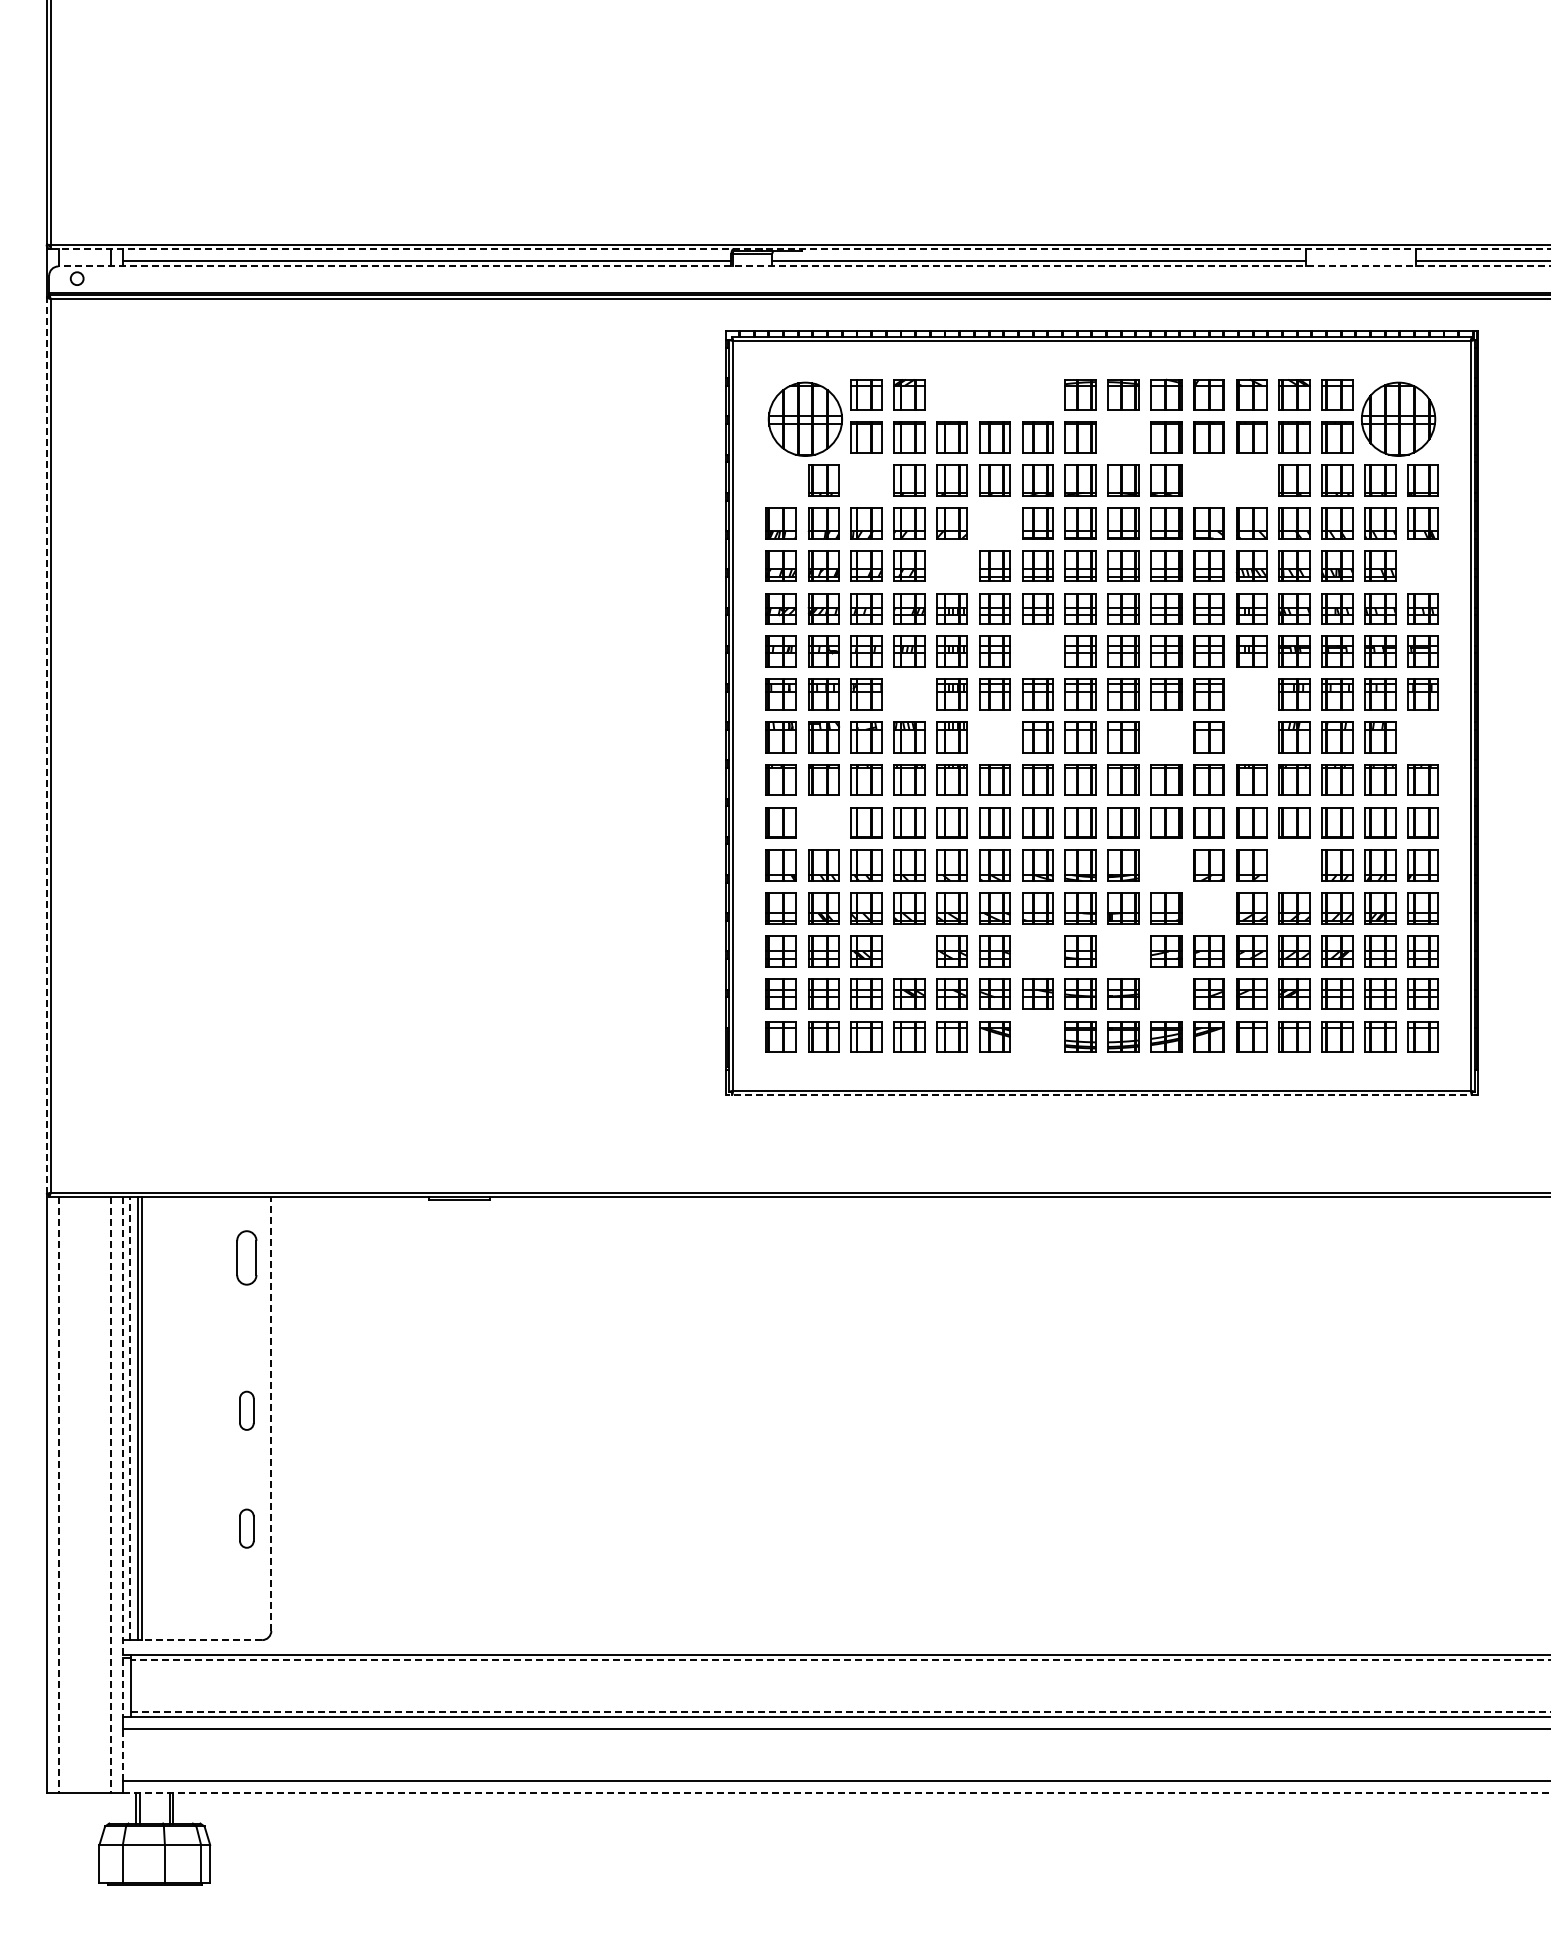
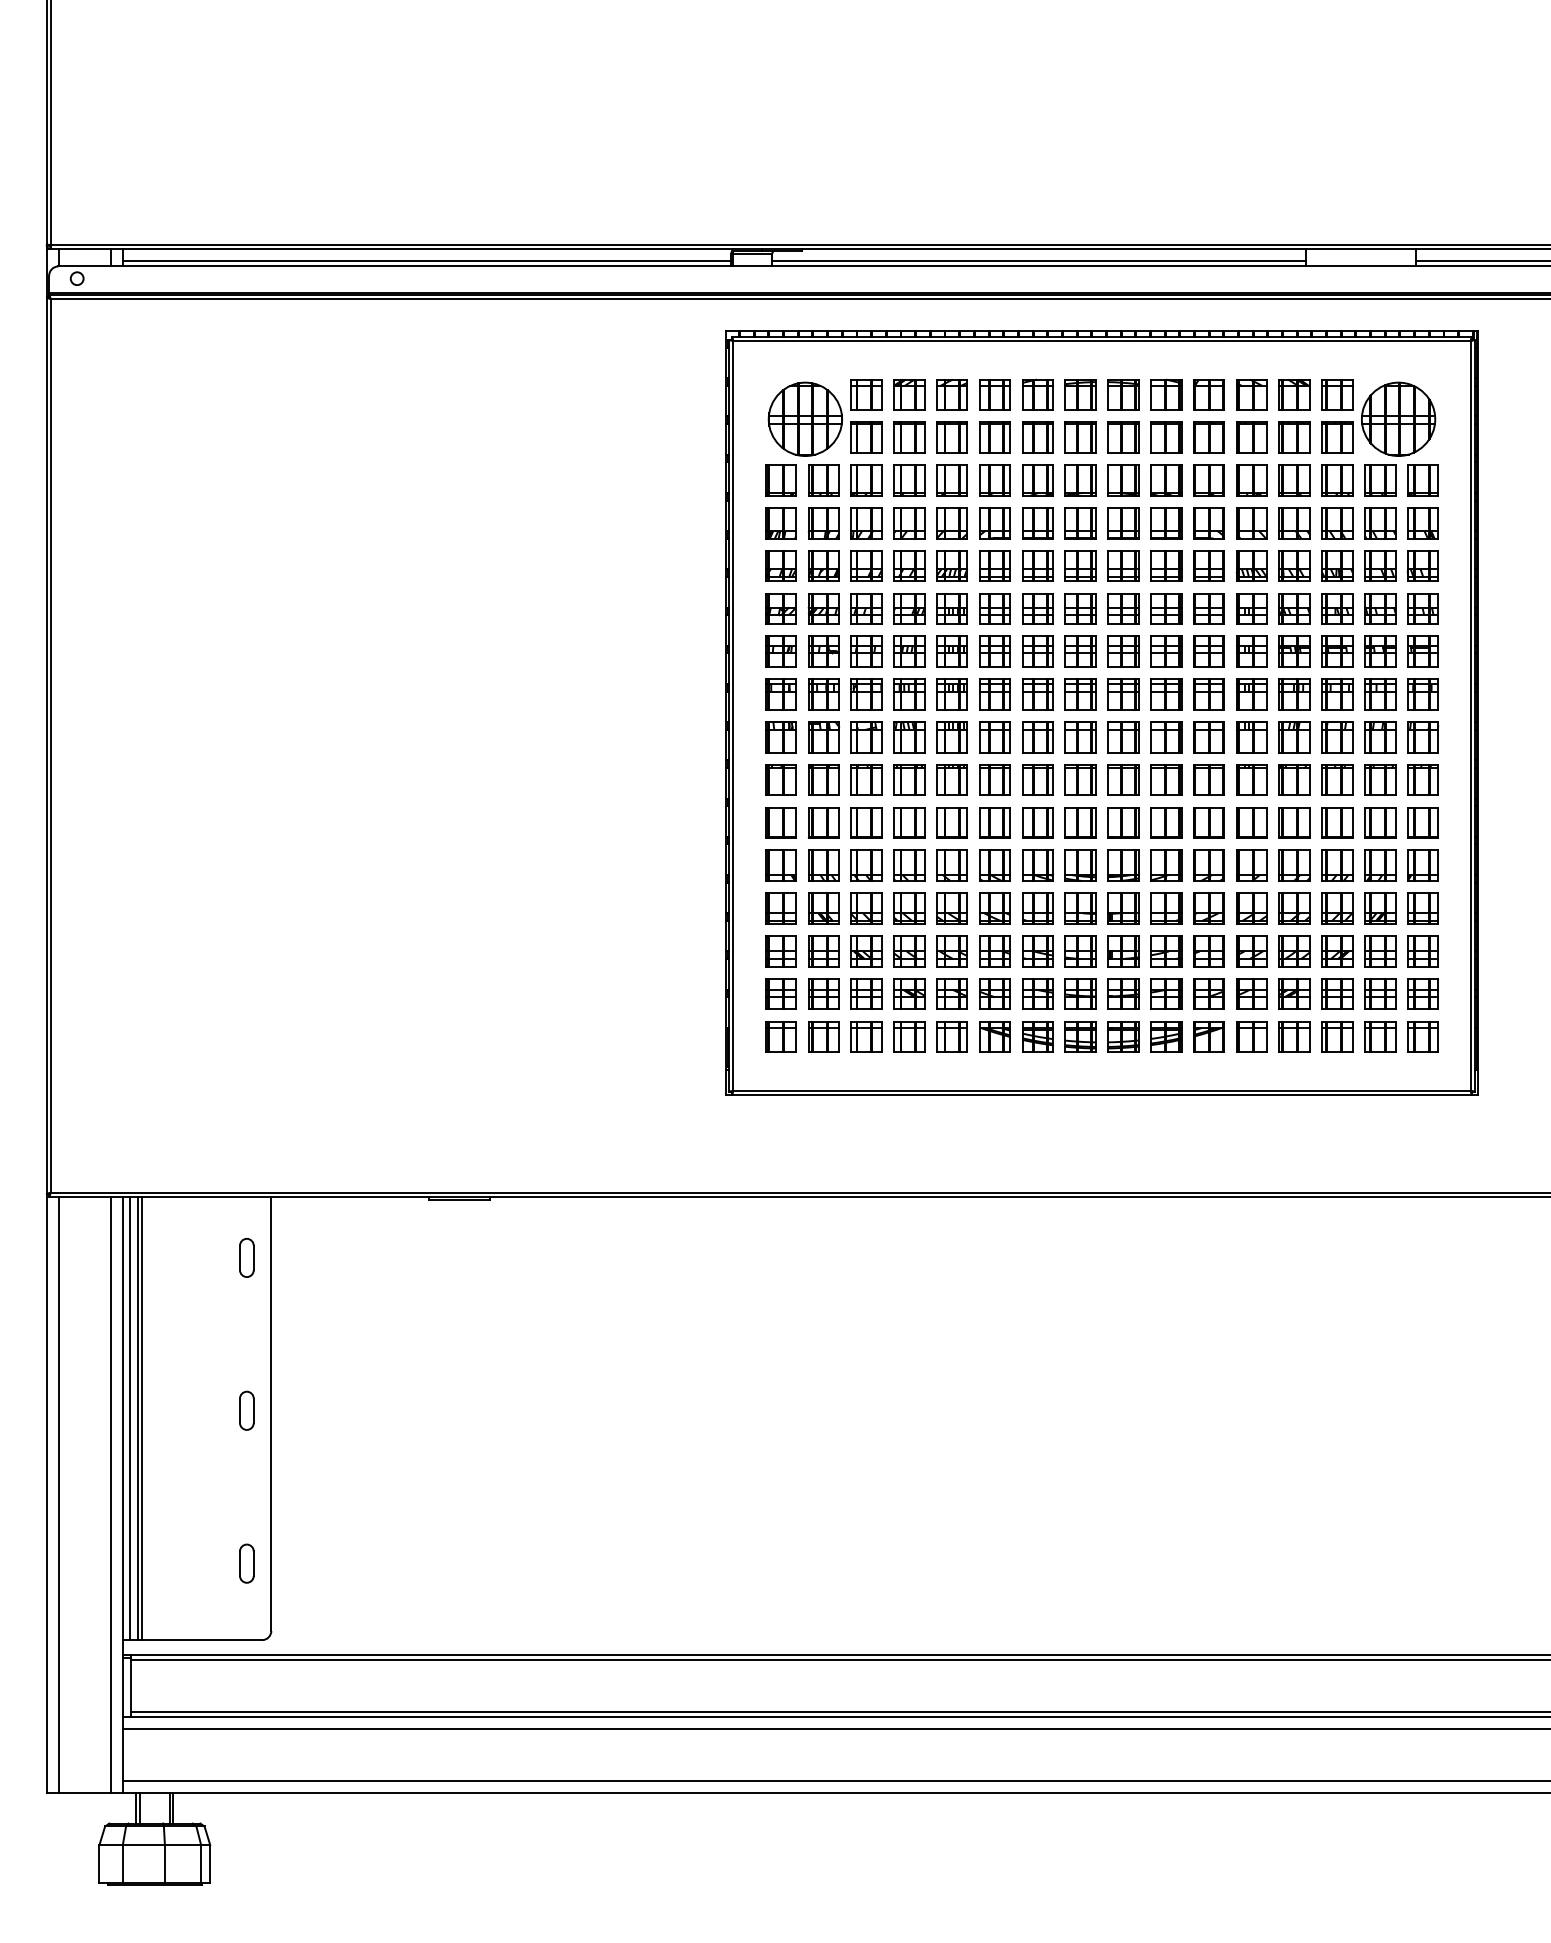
line: dashed -> solid (800, 249)
line: dashed -> solid (804, 266)
part: none -> present (951, 394)
part: none -> present (994, 394)
part: none -> present (1037, 394)
part: none -> present (1123, 437)
part: none -> present (780, 480)
part: none -> present (866, 480)
part: none -> present (1208, 480)
part: none -> present (1251, 480)
part: none -> present (994, 523)
part: none -> present (951, 565)
part: none -> present (1422, 565)
part: none -> present (1037, 651)
part: none -> present (909, 694)
part: none -> present (1251, 694)
part: none -> present (994, 737)
part: none -> present (1166, 737)
part: none -> present (1251, 737)
part: none -> present (1423, 737)
line: dashed -> solid (46, 745)
part: none -> present (823, 822)
part: none -> present (1166, 865)
part: none -> present (1294, 865)
part: none -> present (1208, 908)
part: none -> present (909, 951)
part: none -> present (1037, 951)
part: none -> present (1123, 951)
part: none -> present (1166, 993)
part: none -> present (1037, 1036)
line: dashed -> solid (1101, 1095)
part size: 22x56 px -> 16x40 px (246, 1257)
line: dashed -> solid (271, 1413)
line: dashed -> solid (130, 1418)
line: dashed -> solid (123, 1456)
line: dashed -> solid (58, 1495)
line: dashed -> solid (110, 1495)
part position: (246, 1528) -> (246, 1563) (246, 1563)
line: dashed -> solid (201, 1640)
line: dashed -> solid (840, 1660)
line: dashed -> solid (840, 1711)
line: dashed -> solid (123, 1754)
line: dashed -> solid (836, 1792)
